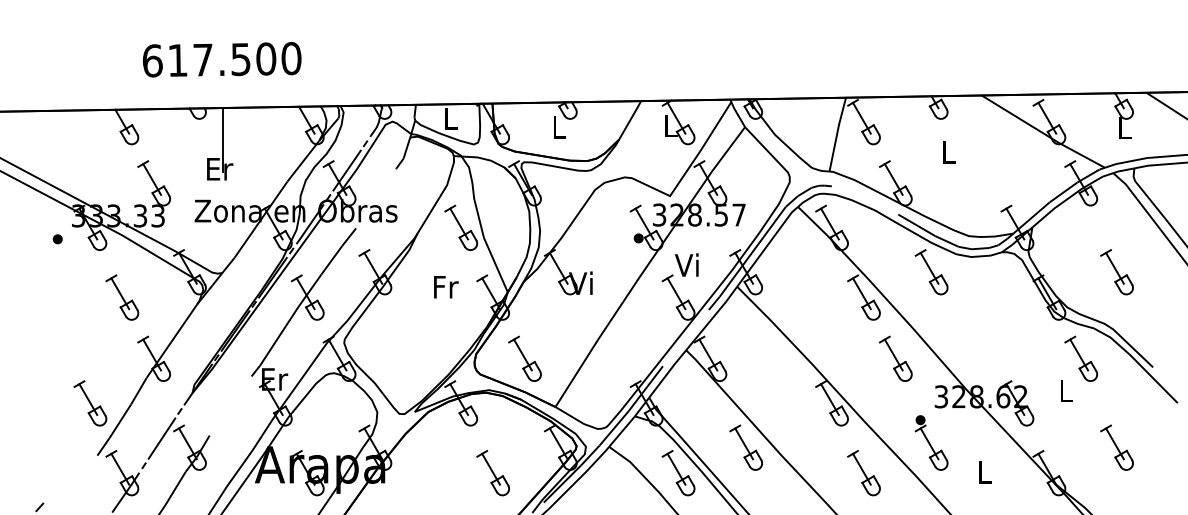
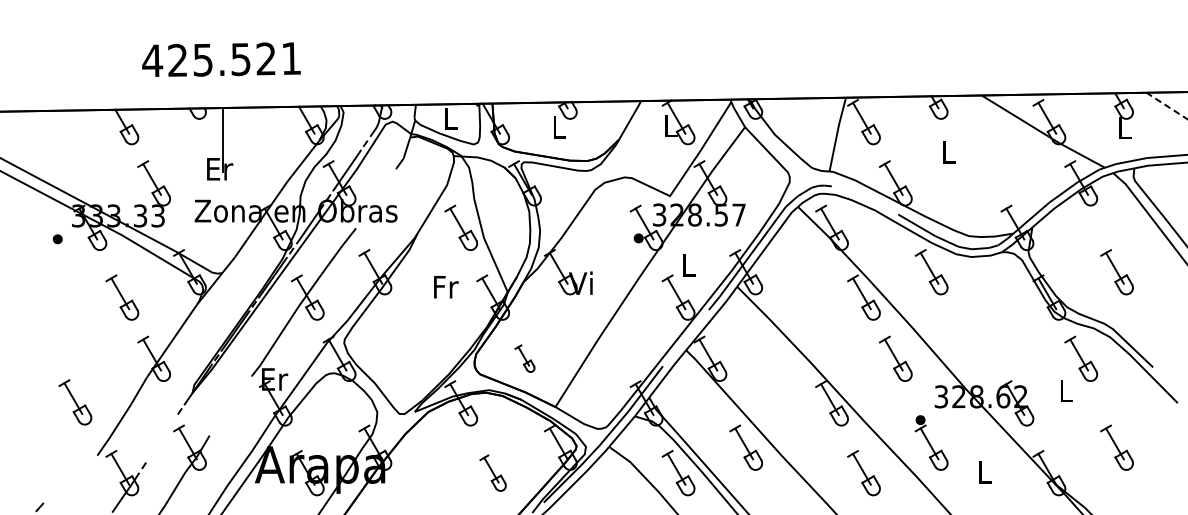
text: 617.500 -> 425.521 (221, 59)
line: solid -> dashed (1167, 106)
text: Vi -> L (686, 264)
part size: 34x47 px -> 22x29 px (524, 358)
part position: (90, 403) -> (75, 402) (75, 402)
line: present -> none (161, 438)
part size: 34x47 px -> 28x38 px (492, 472)
